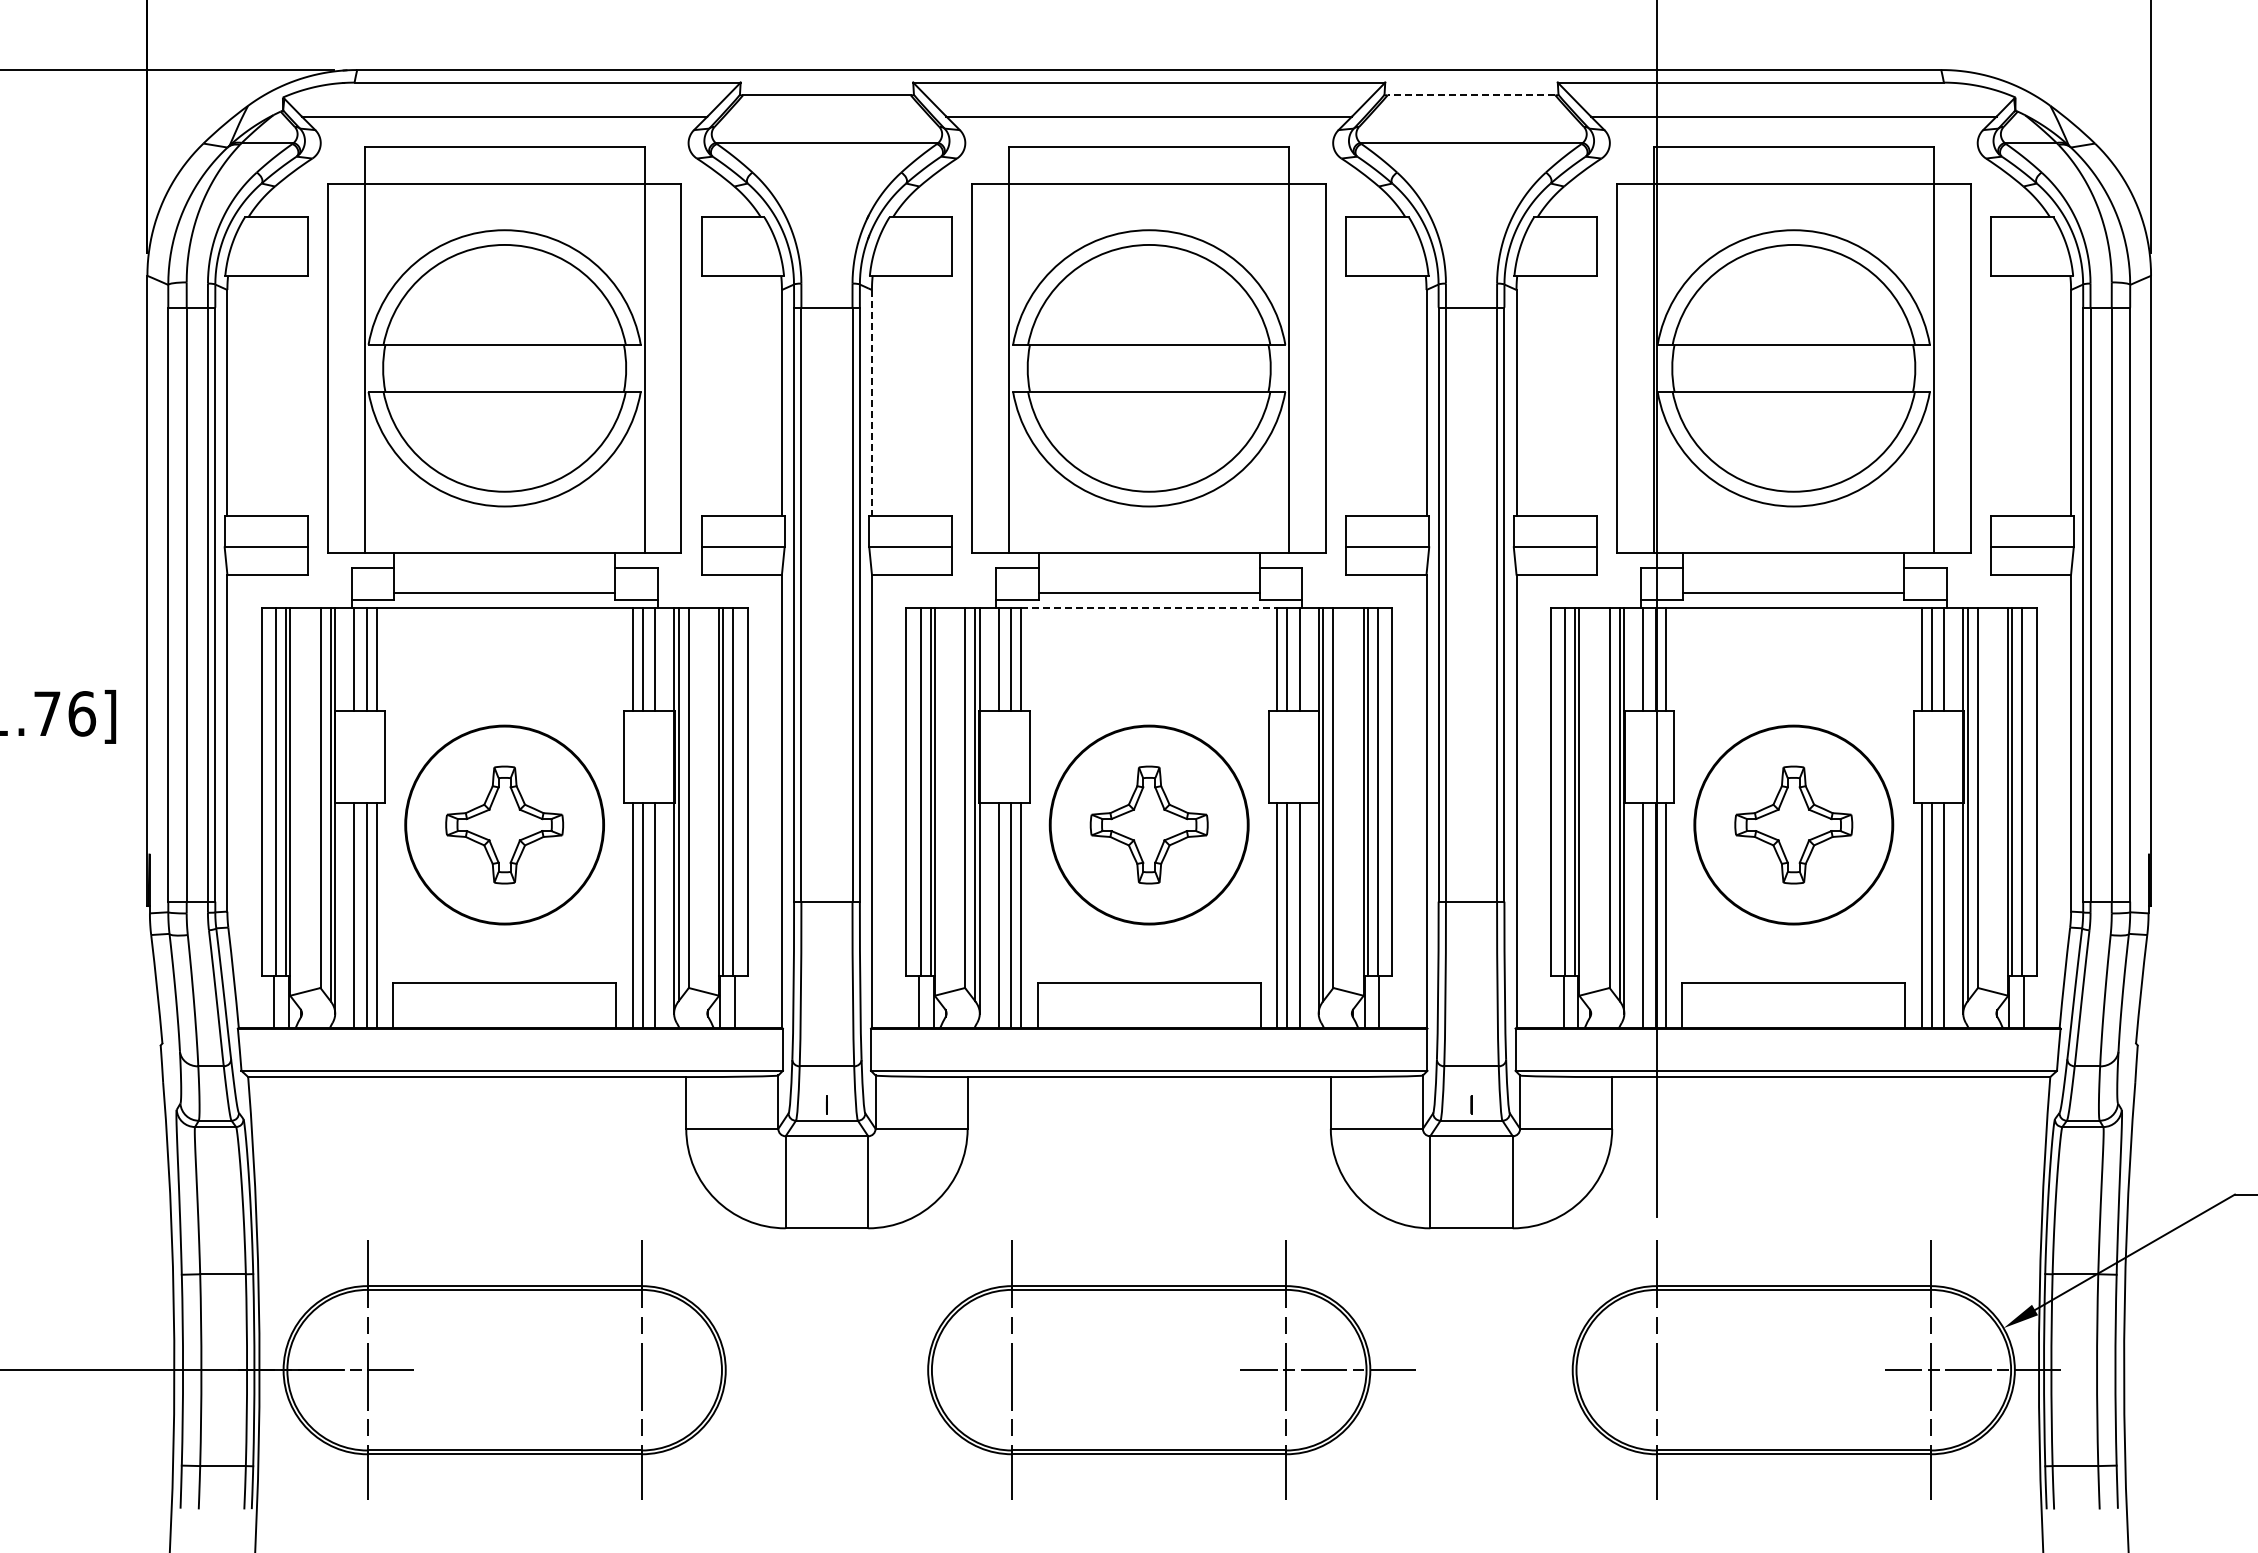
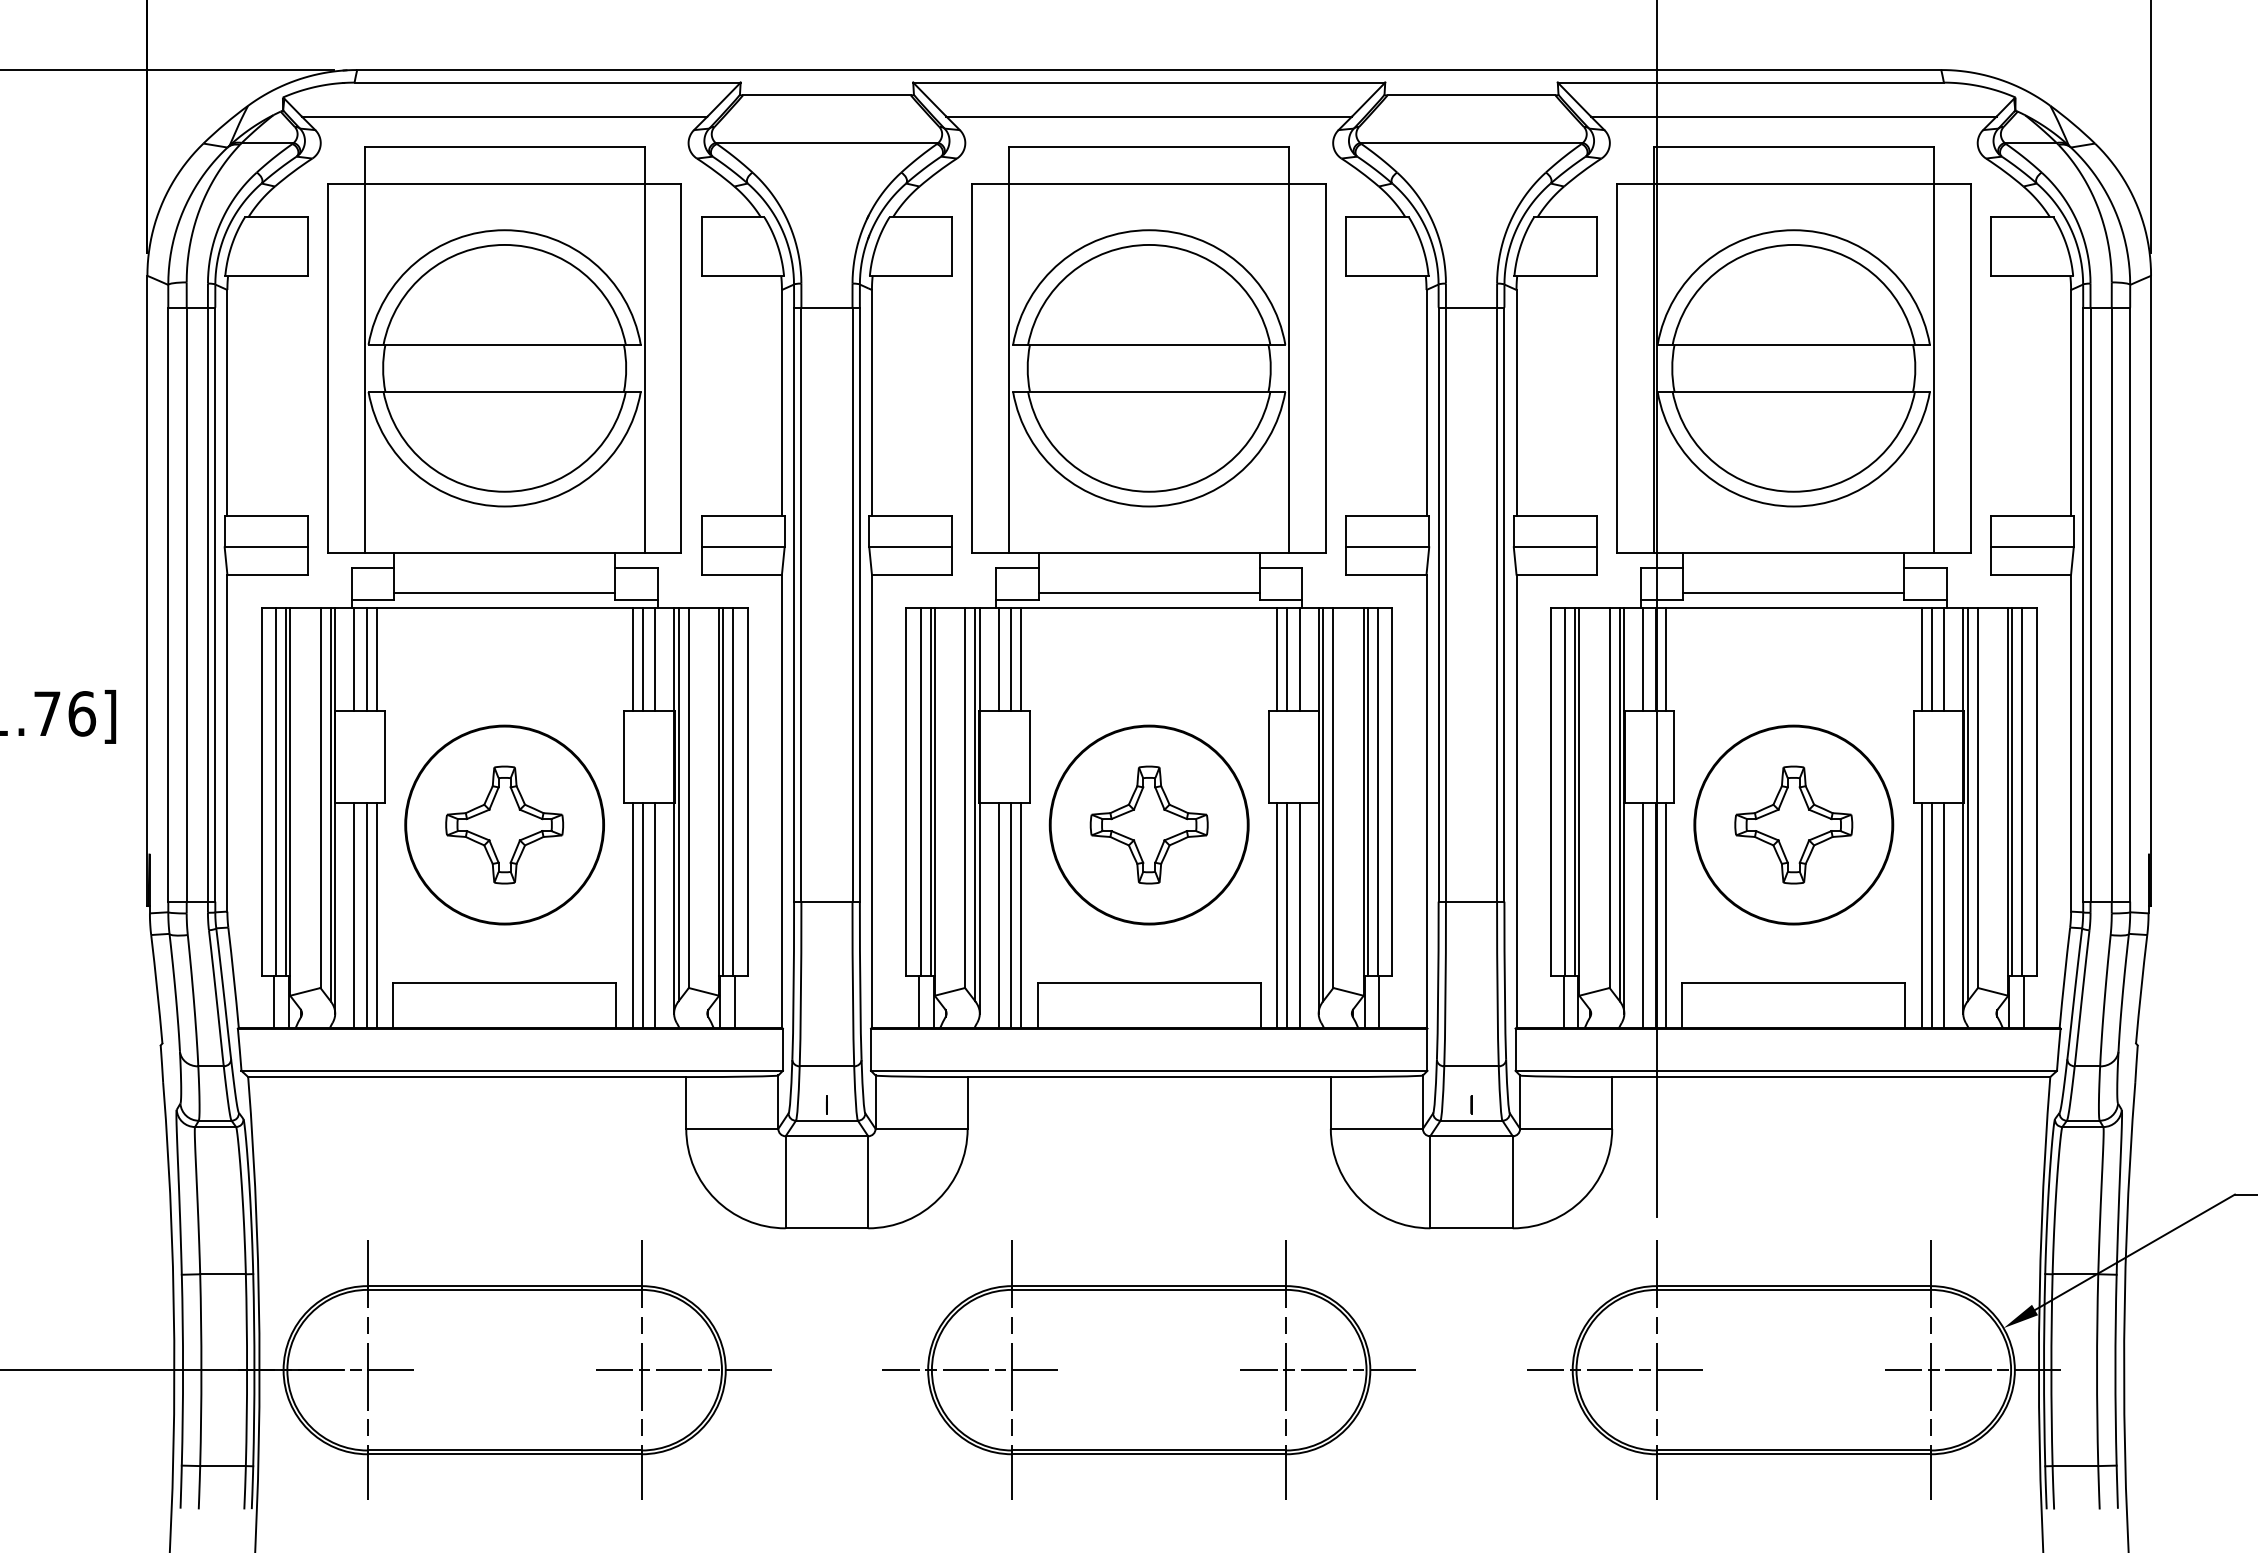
line: dashed -> solid (1471, 95)
line: dashed -> solid (871, 402)
line: dashed -> solid (1149, 607)
line: none -> present (683, 1370)
line: none -> present (970, 1370)
line: none -> present (1614, 1370)
